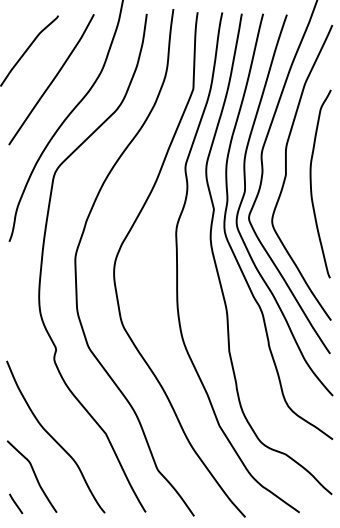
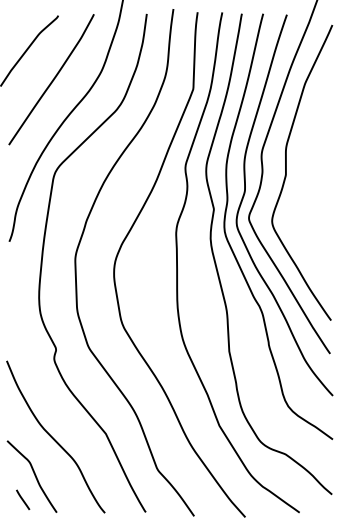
curve: present -> none (311, 183)
line position: (16, 503) -> (23, 499) (23, 499)
